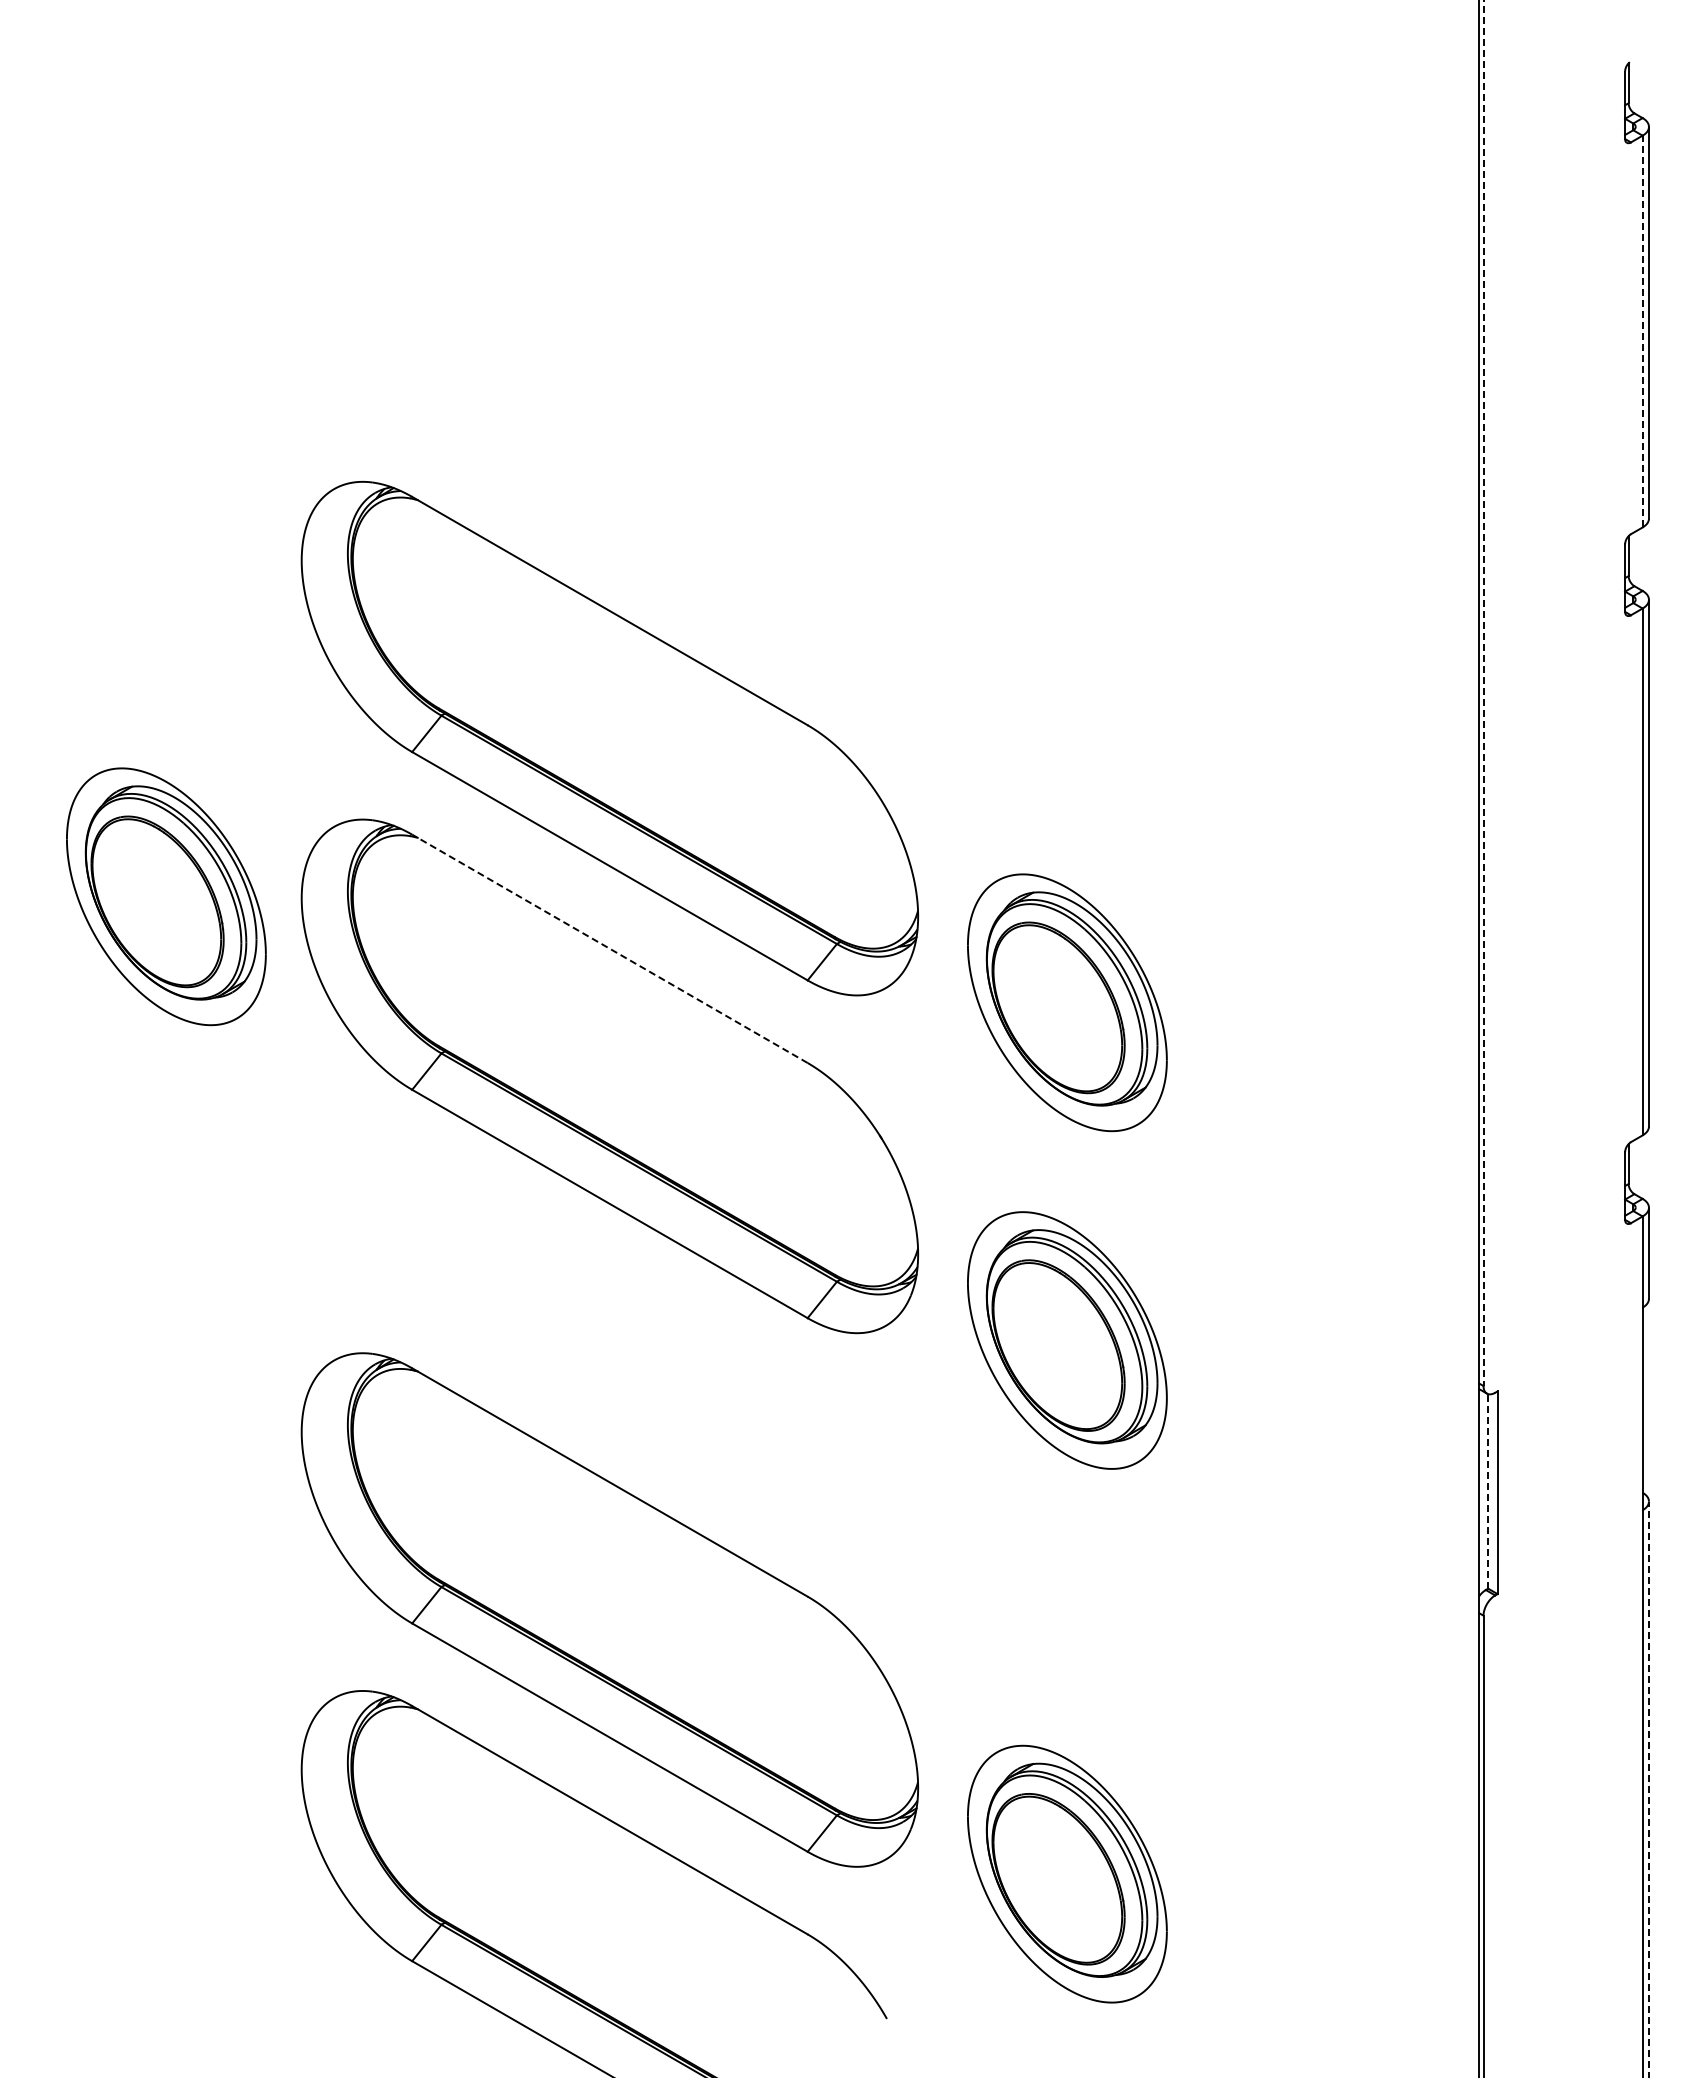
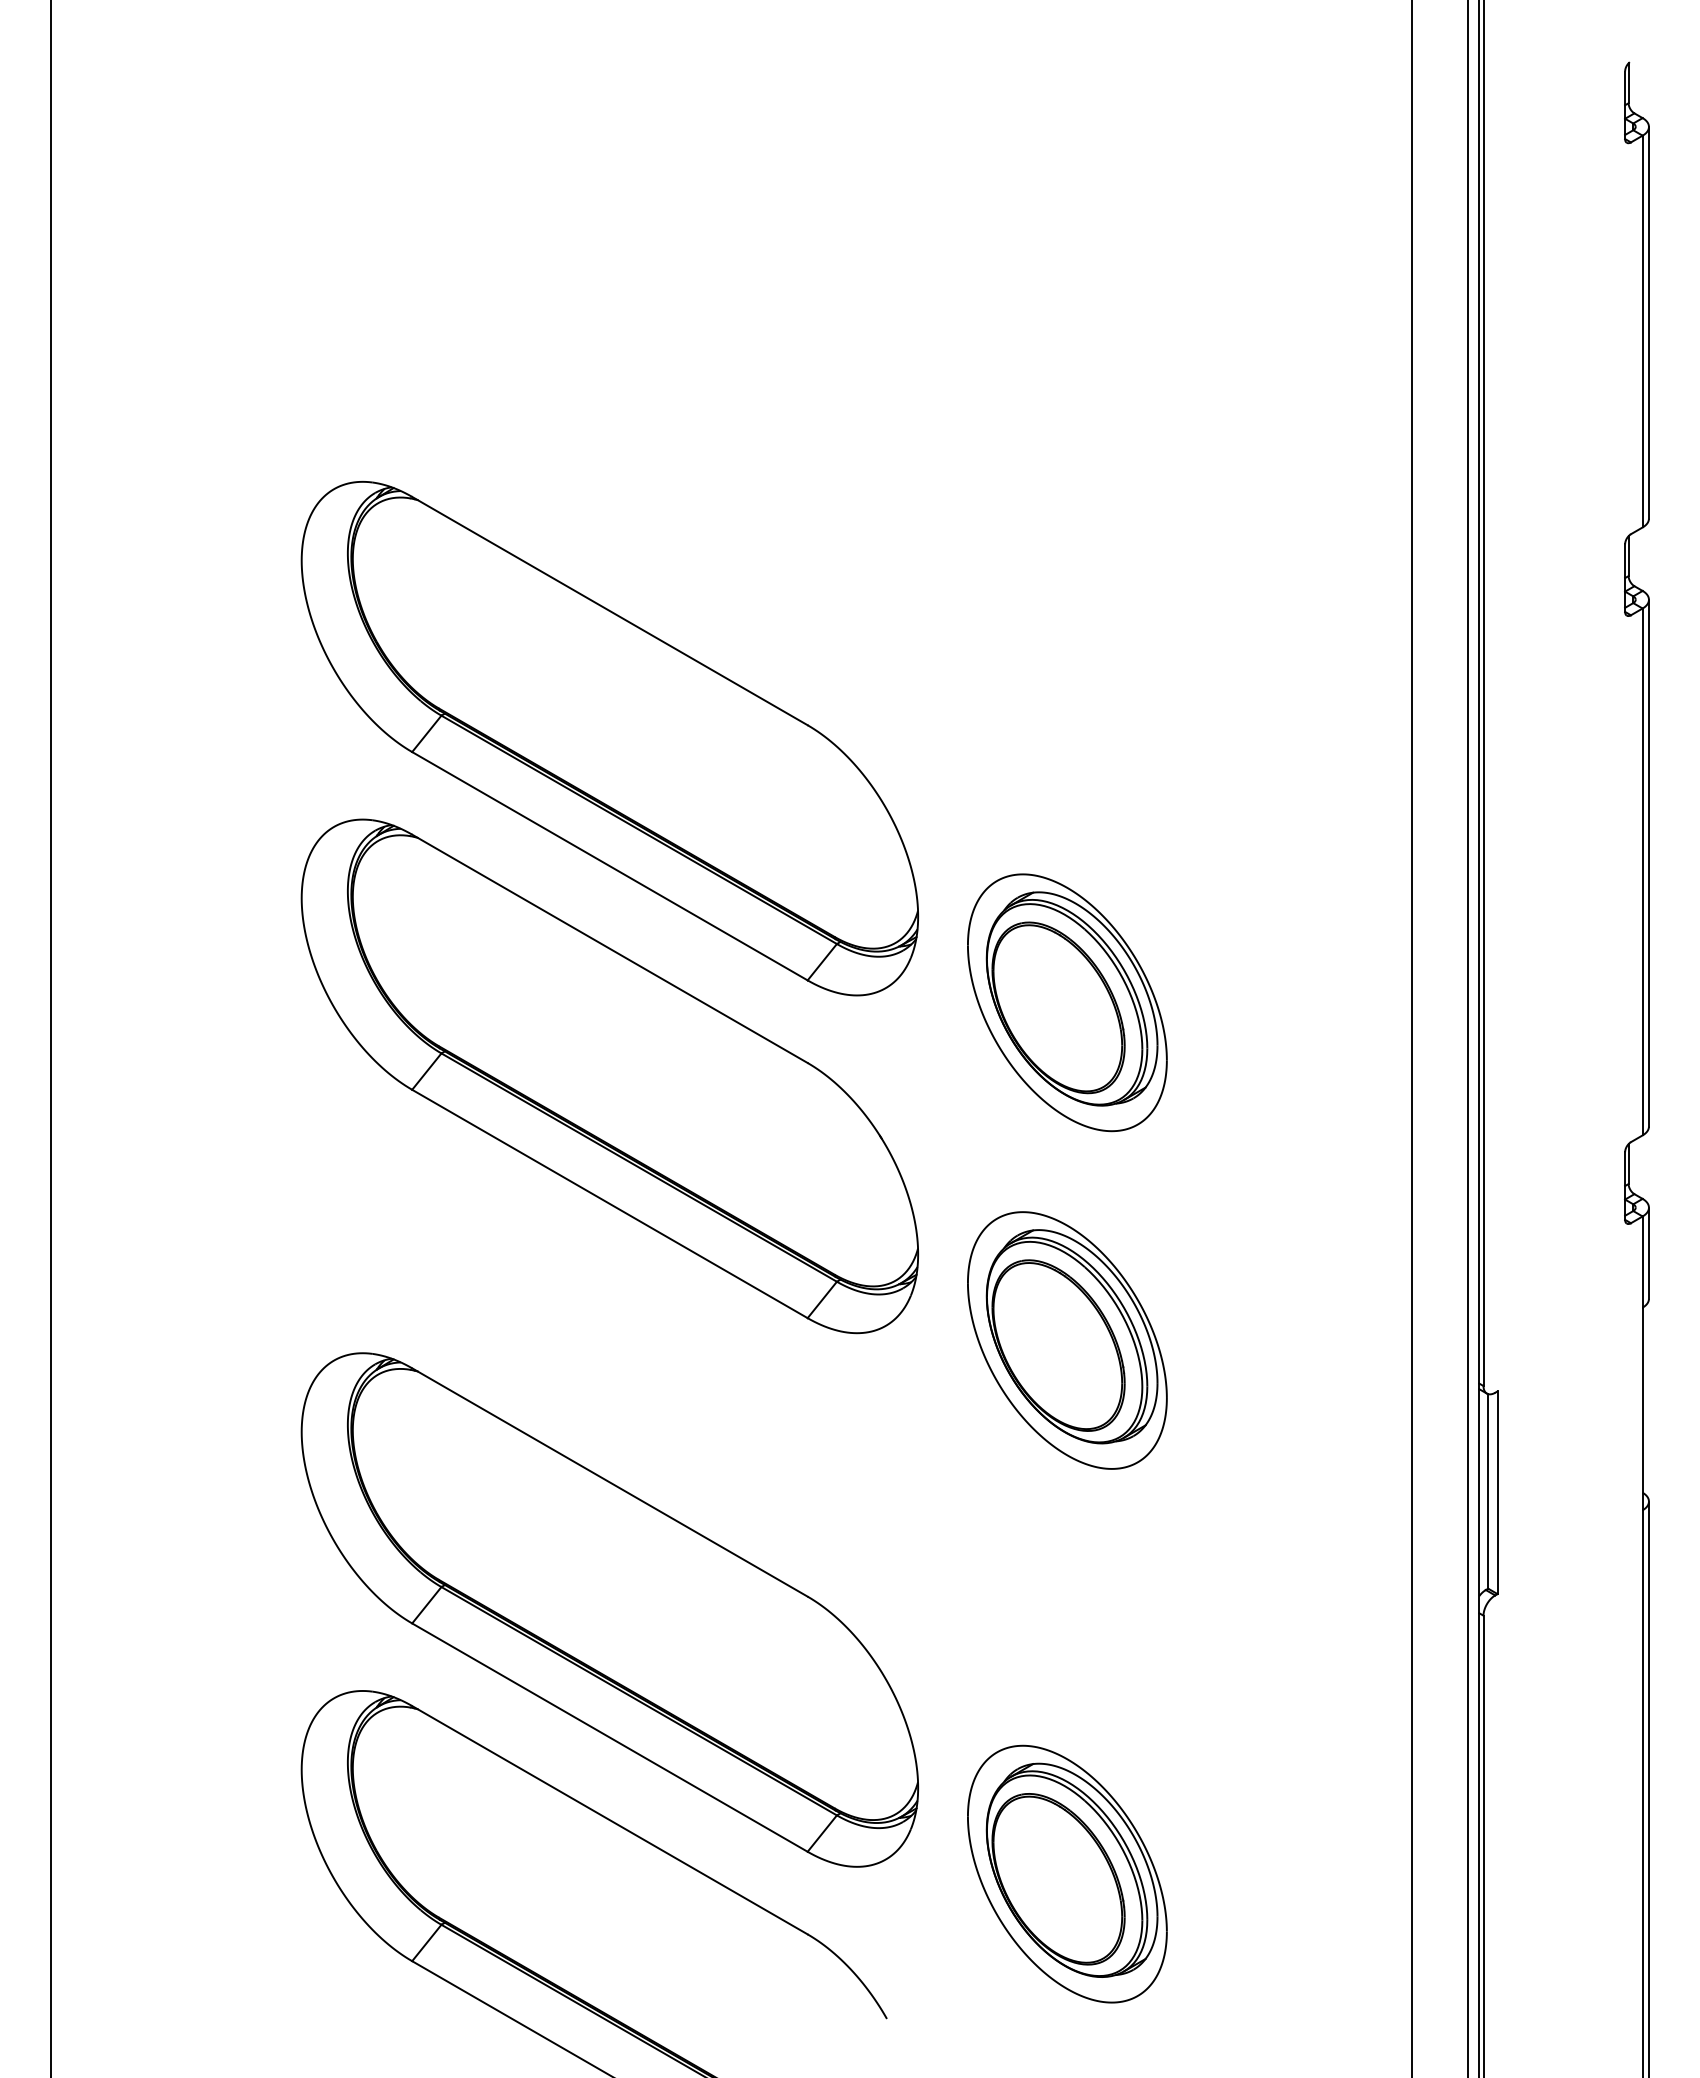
line: dashed -> solid (1642, 331)
line: dashed -> solid (1483, 693)
part: present -> none (166, 896)
line: dashed -> solid (609, 948)
line: none -> present (51, 1038)
line: none -> present (1412, 1038)
line: none -> present (1467, 1038)
line: dashed -> solid (1488, 1490)
line: dashed -> solid (1648, 1789)
